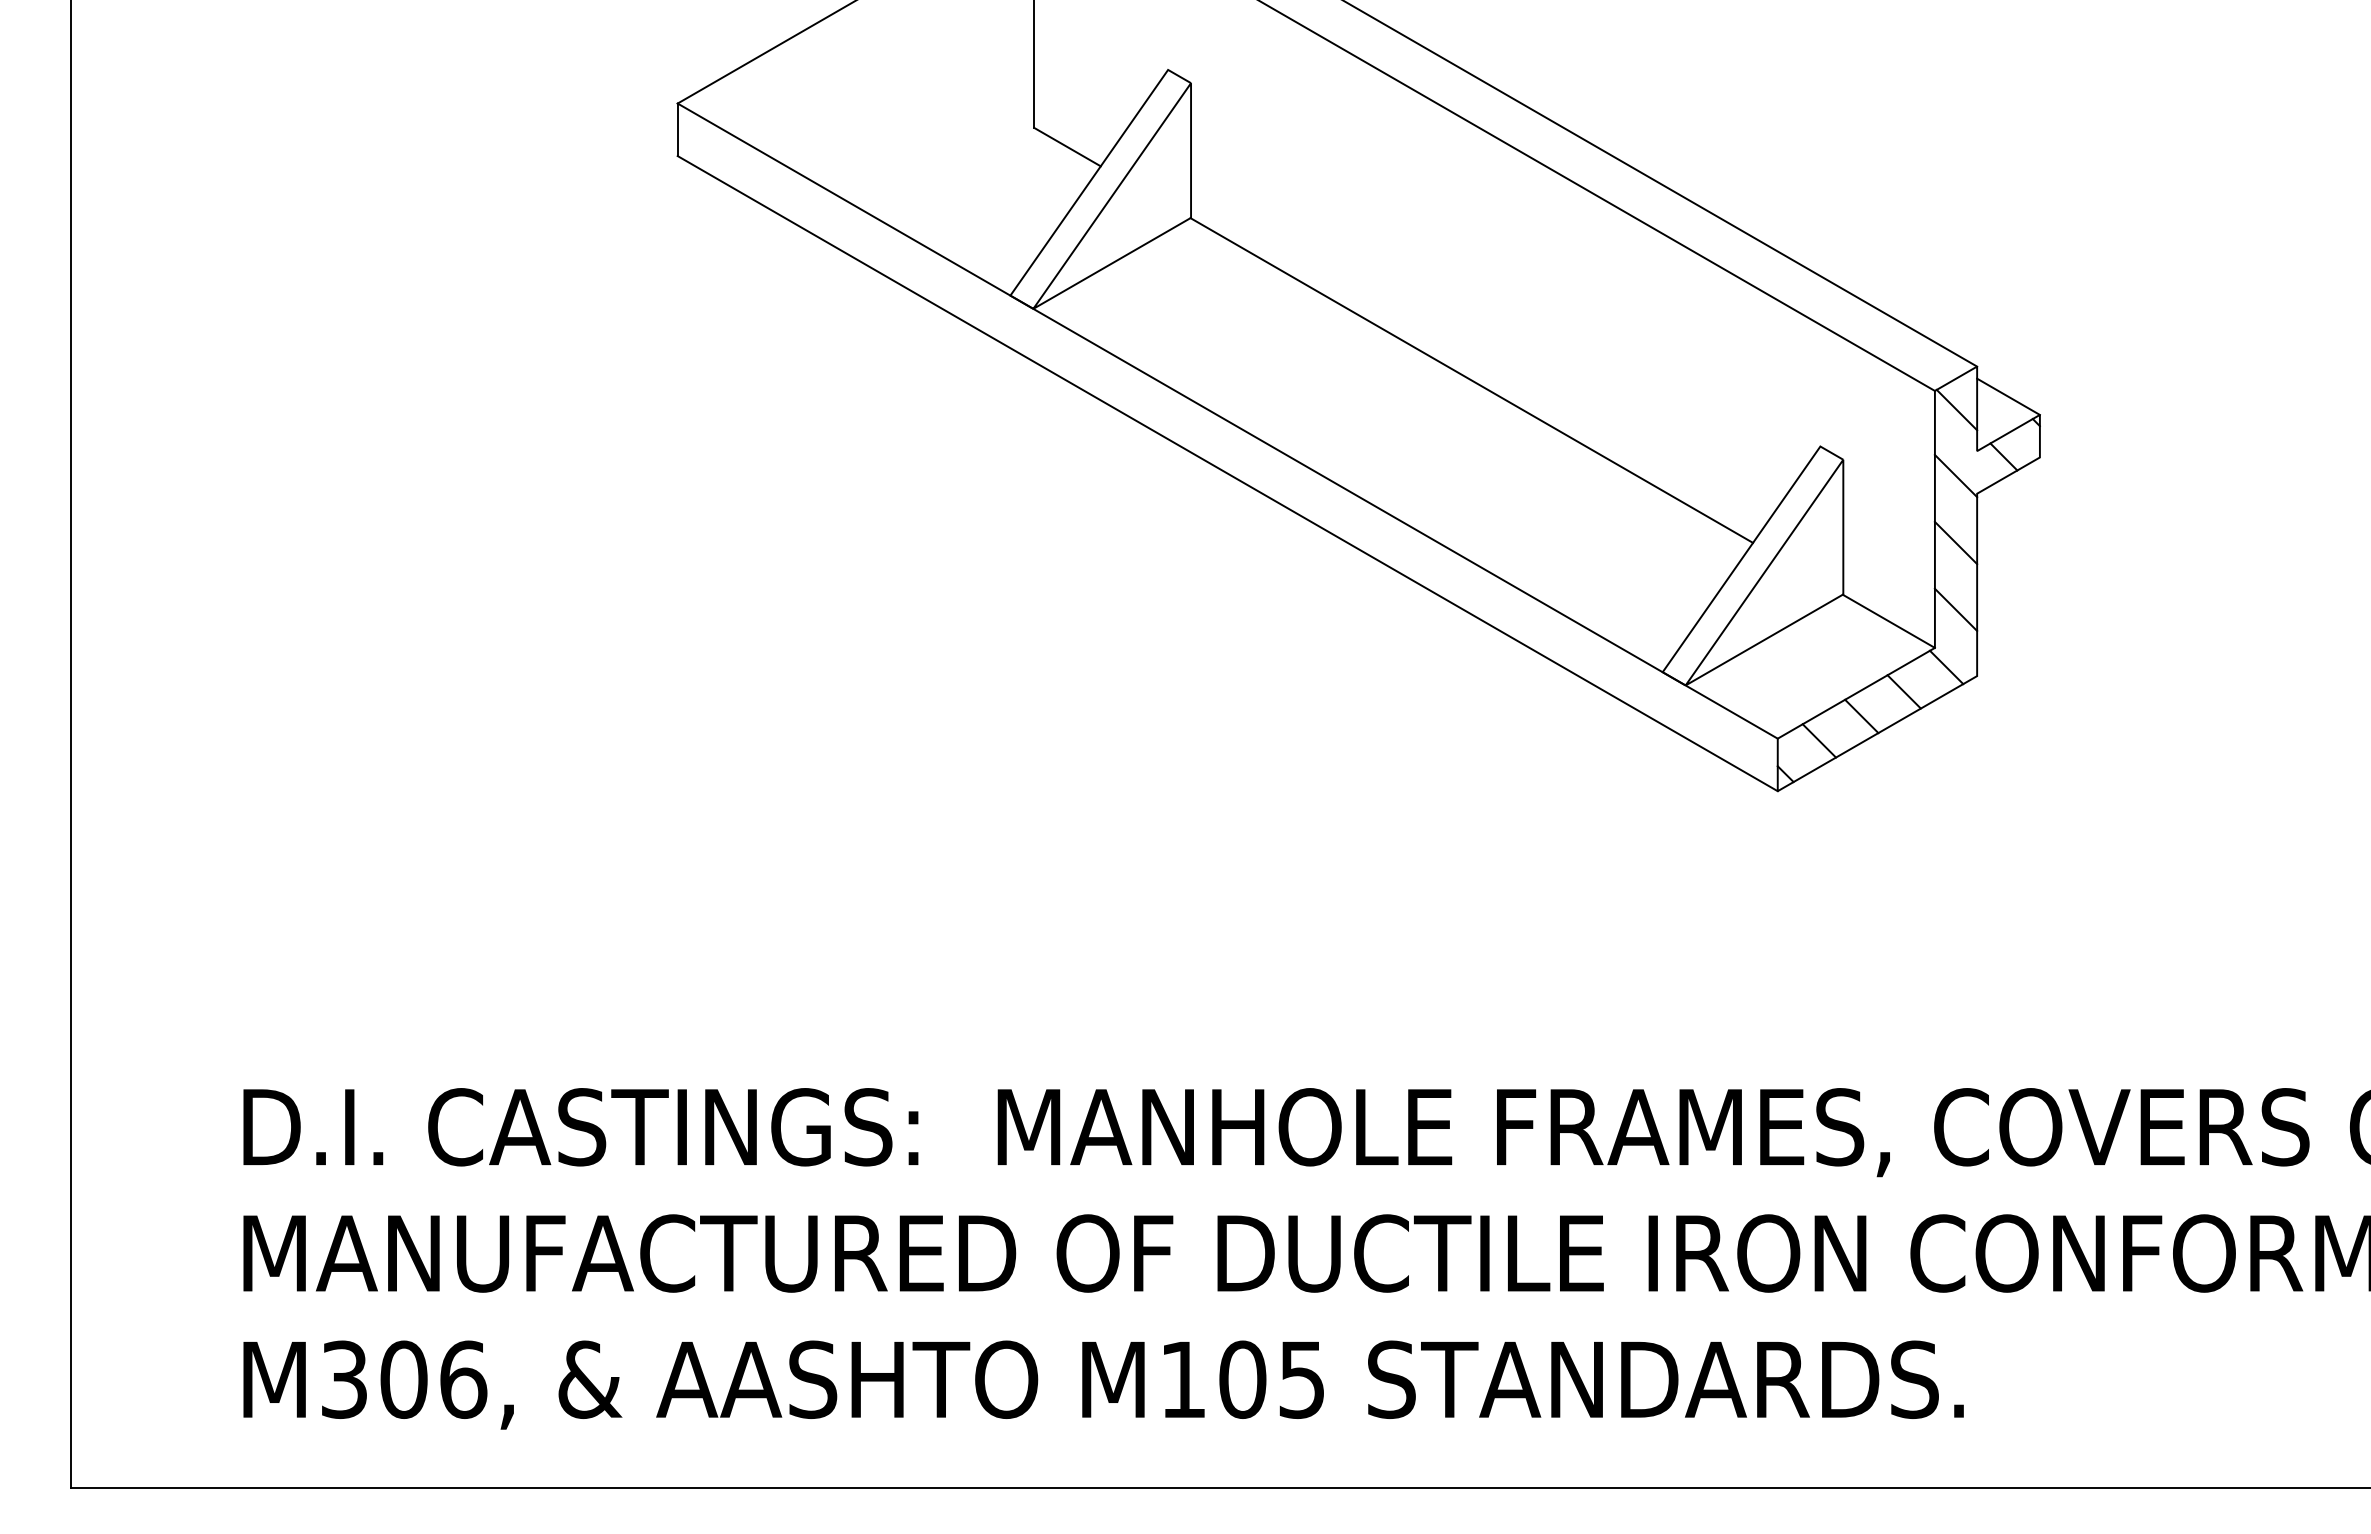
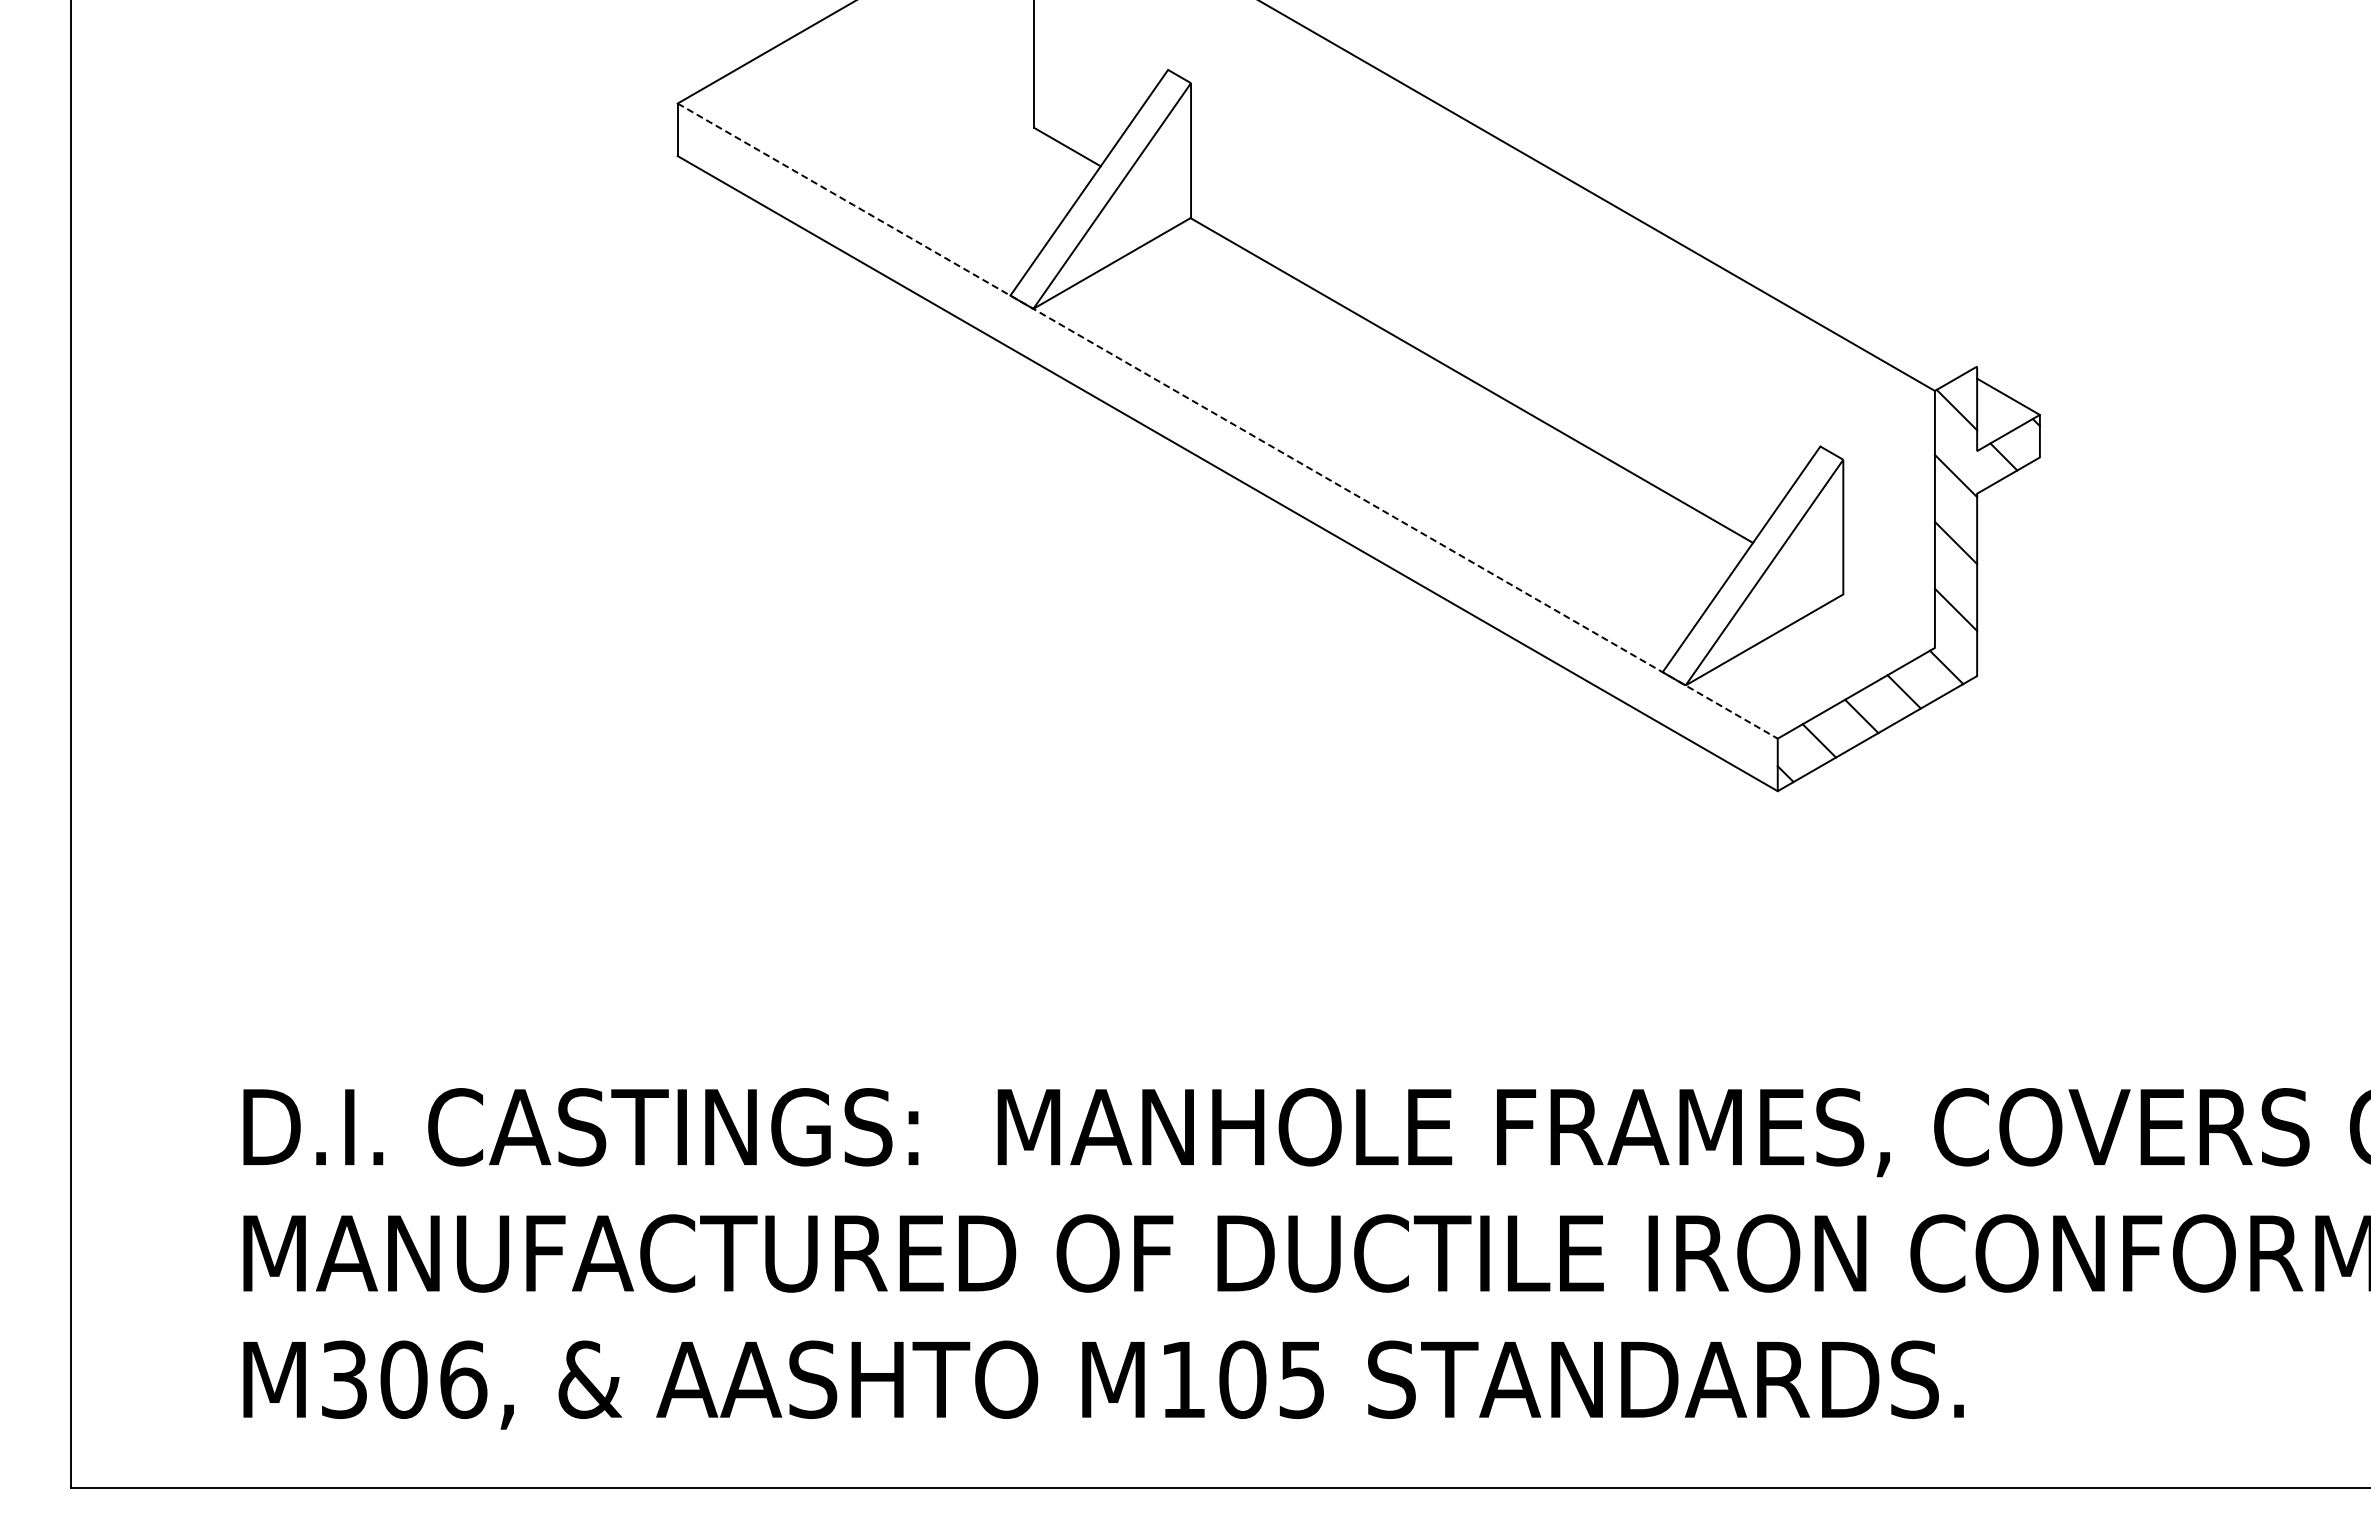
line: present -> none (1661, 184)
line: solid -> dashed (1228, 421)
line: present -> none (1888, 620)
